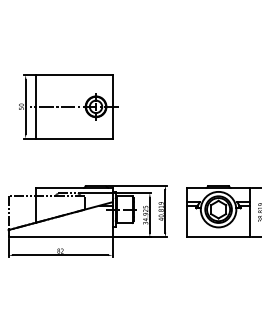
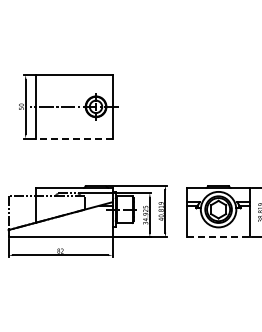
line: solid -> dashed (74, 138)
line: solid -> dashed (218, 237)
